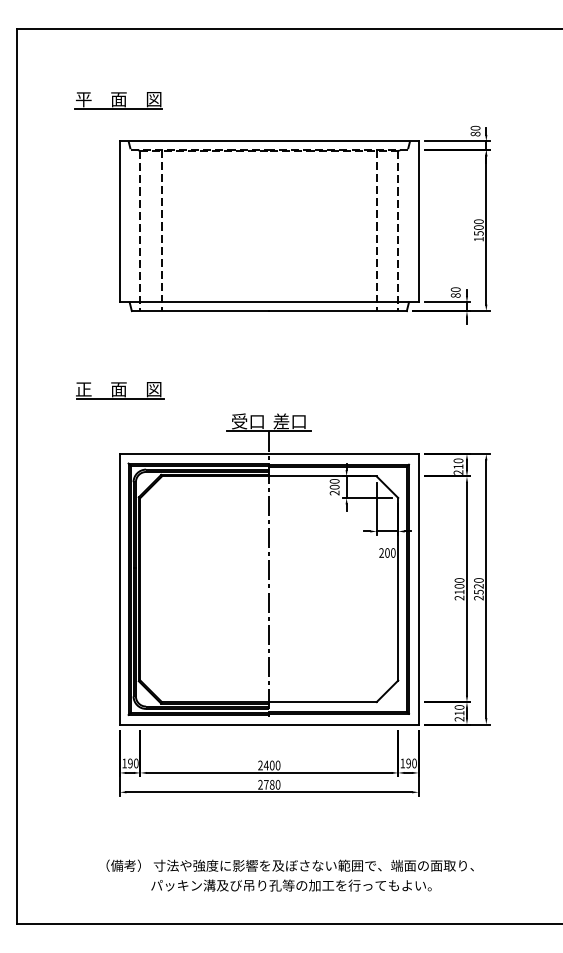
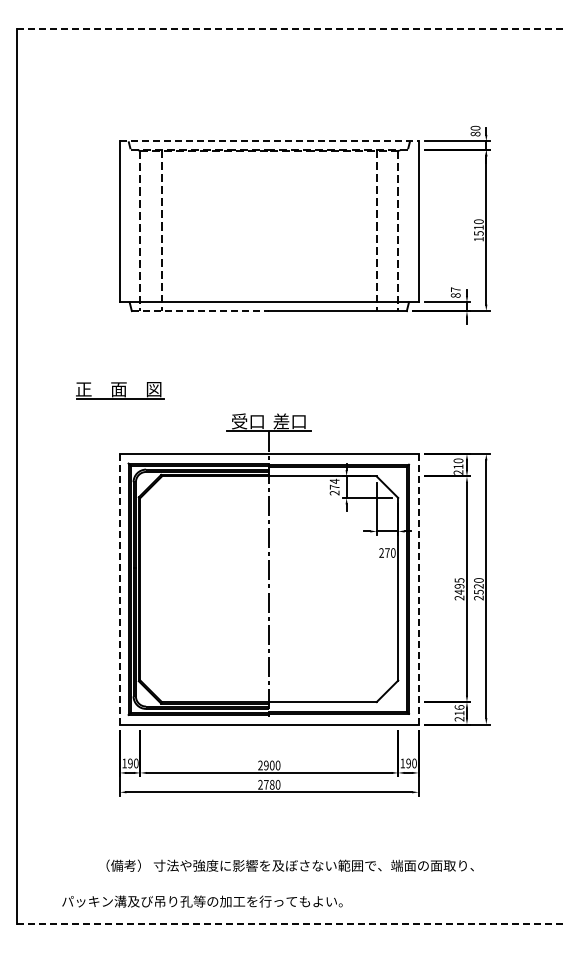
line: solid -> dashed (289, 28)
part: present -> none (118, 100)
line: solid -> dashed (269, 141)
text: 1500 -> 1510 (478, 227)
text: 80 -> 87 (455, 289)
line: solid -> dashed (200, 311)
text: 200 -> 274 (334, 483)
text: 200 -> 270 (387, 552)
text: 2100 -> 2495 (459, 586)
line: solid -> dashed (120, 588)
line: solid -> dashed (418, 589)
text: 210 -> 216 (459, 707)
text: 2400 -> 2900 (265, 765)
text position: (291, 885) -> (202, 901) (202, 901)
line: solid -> dashed (289, 924)
